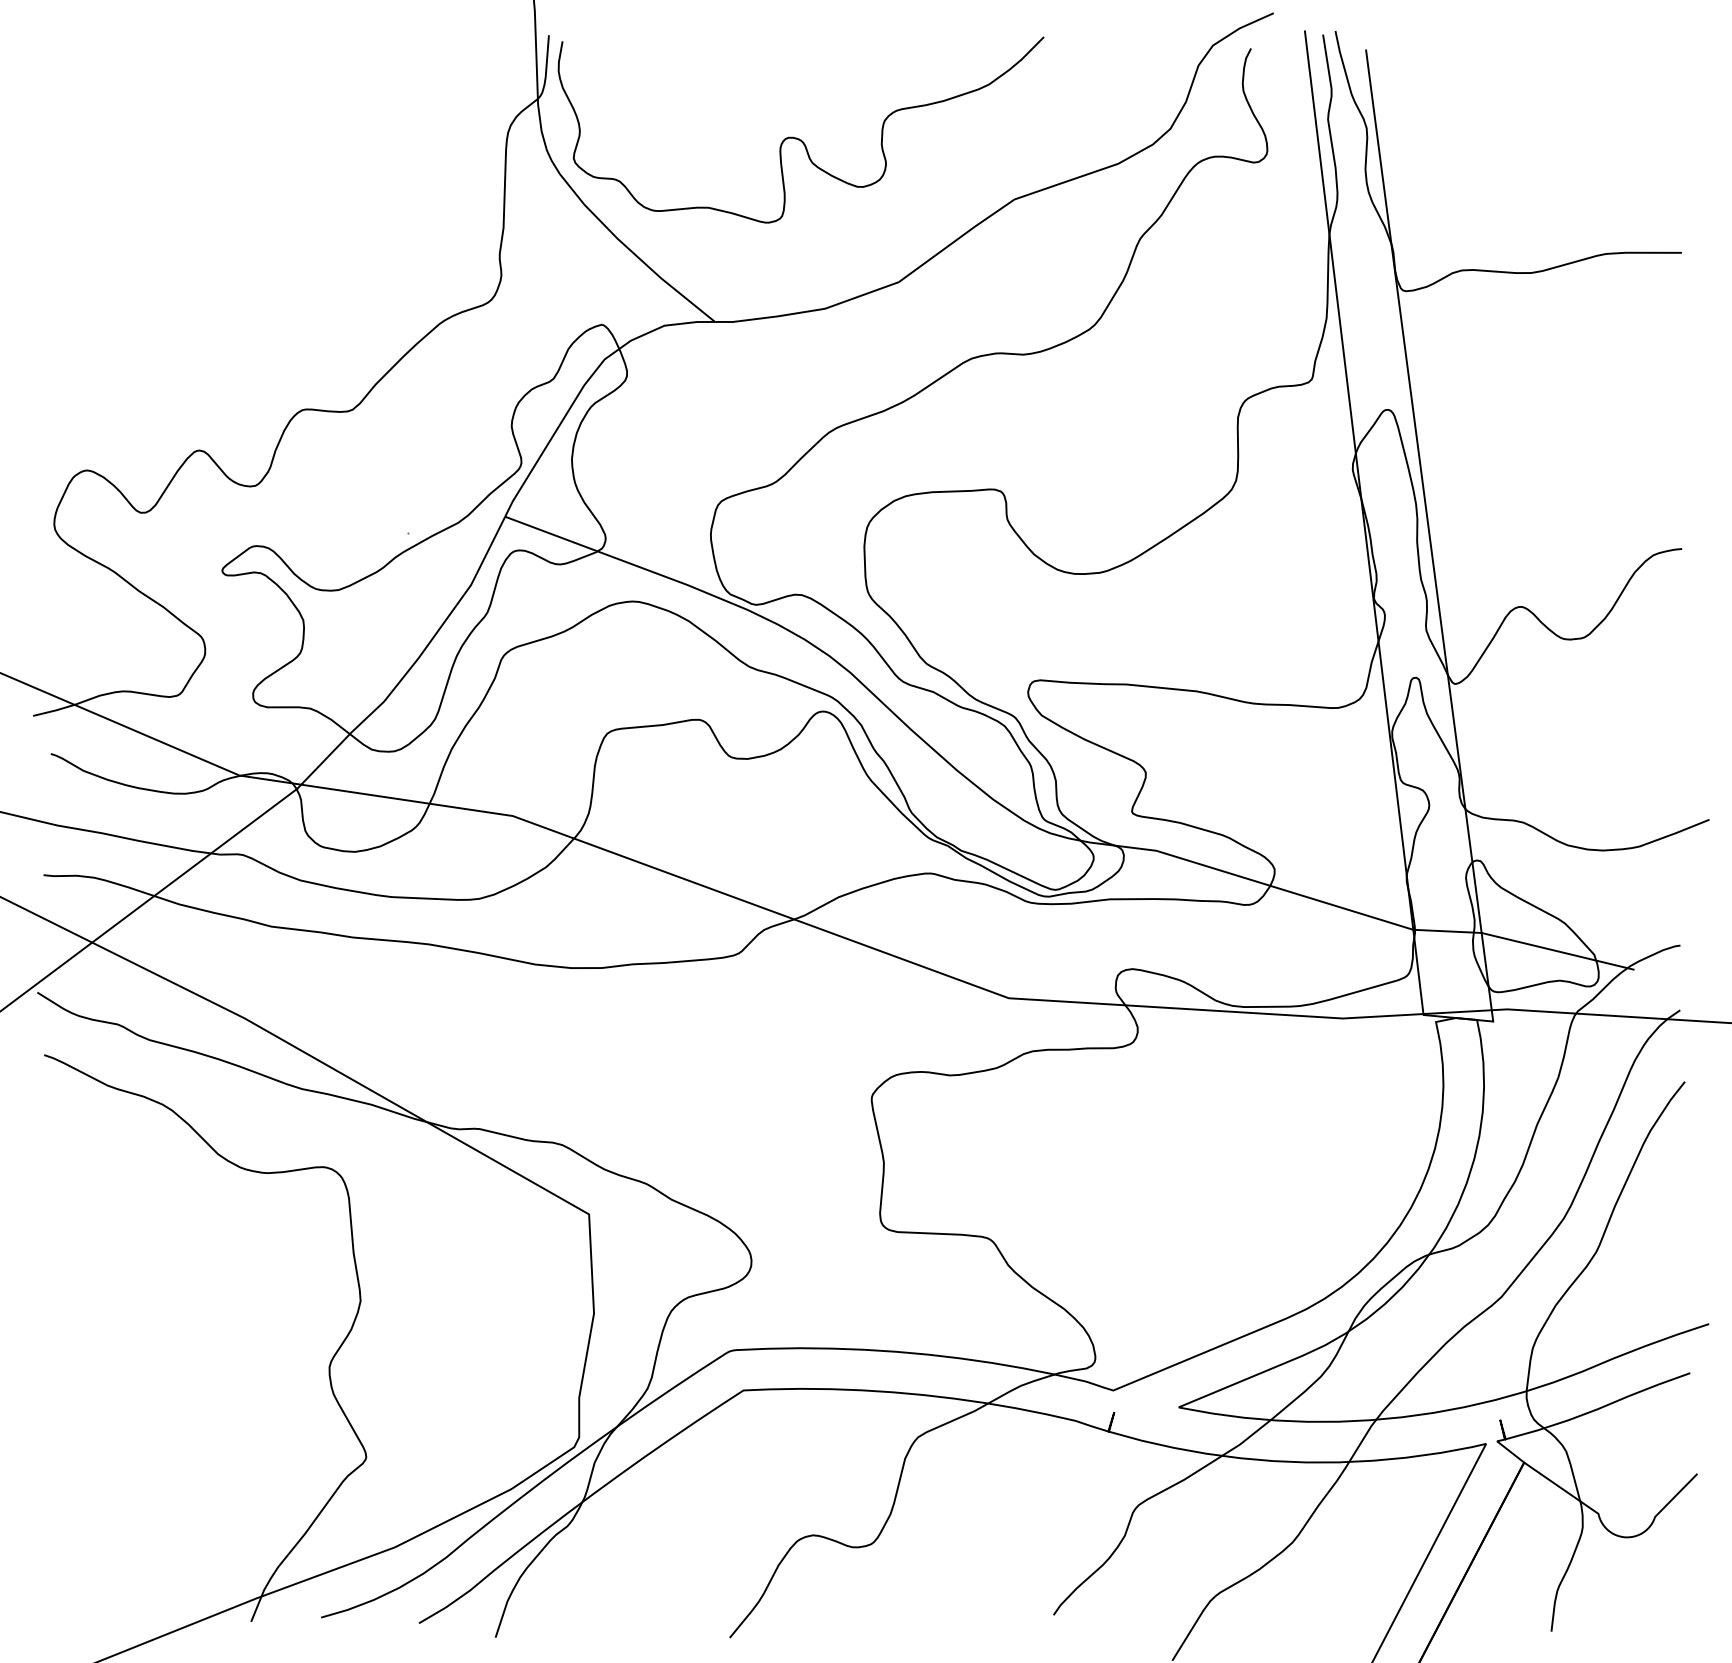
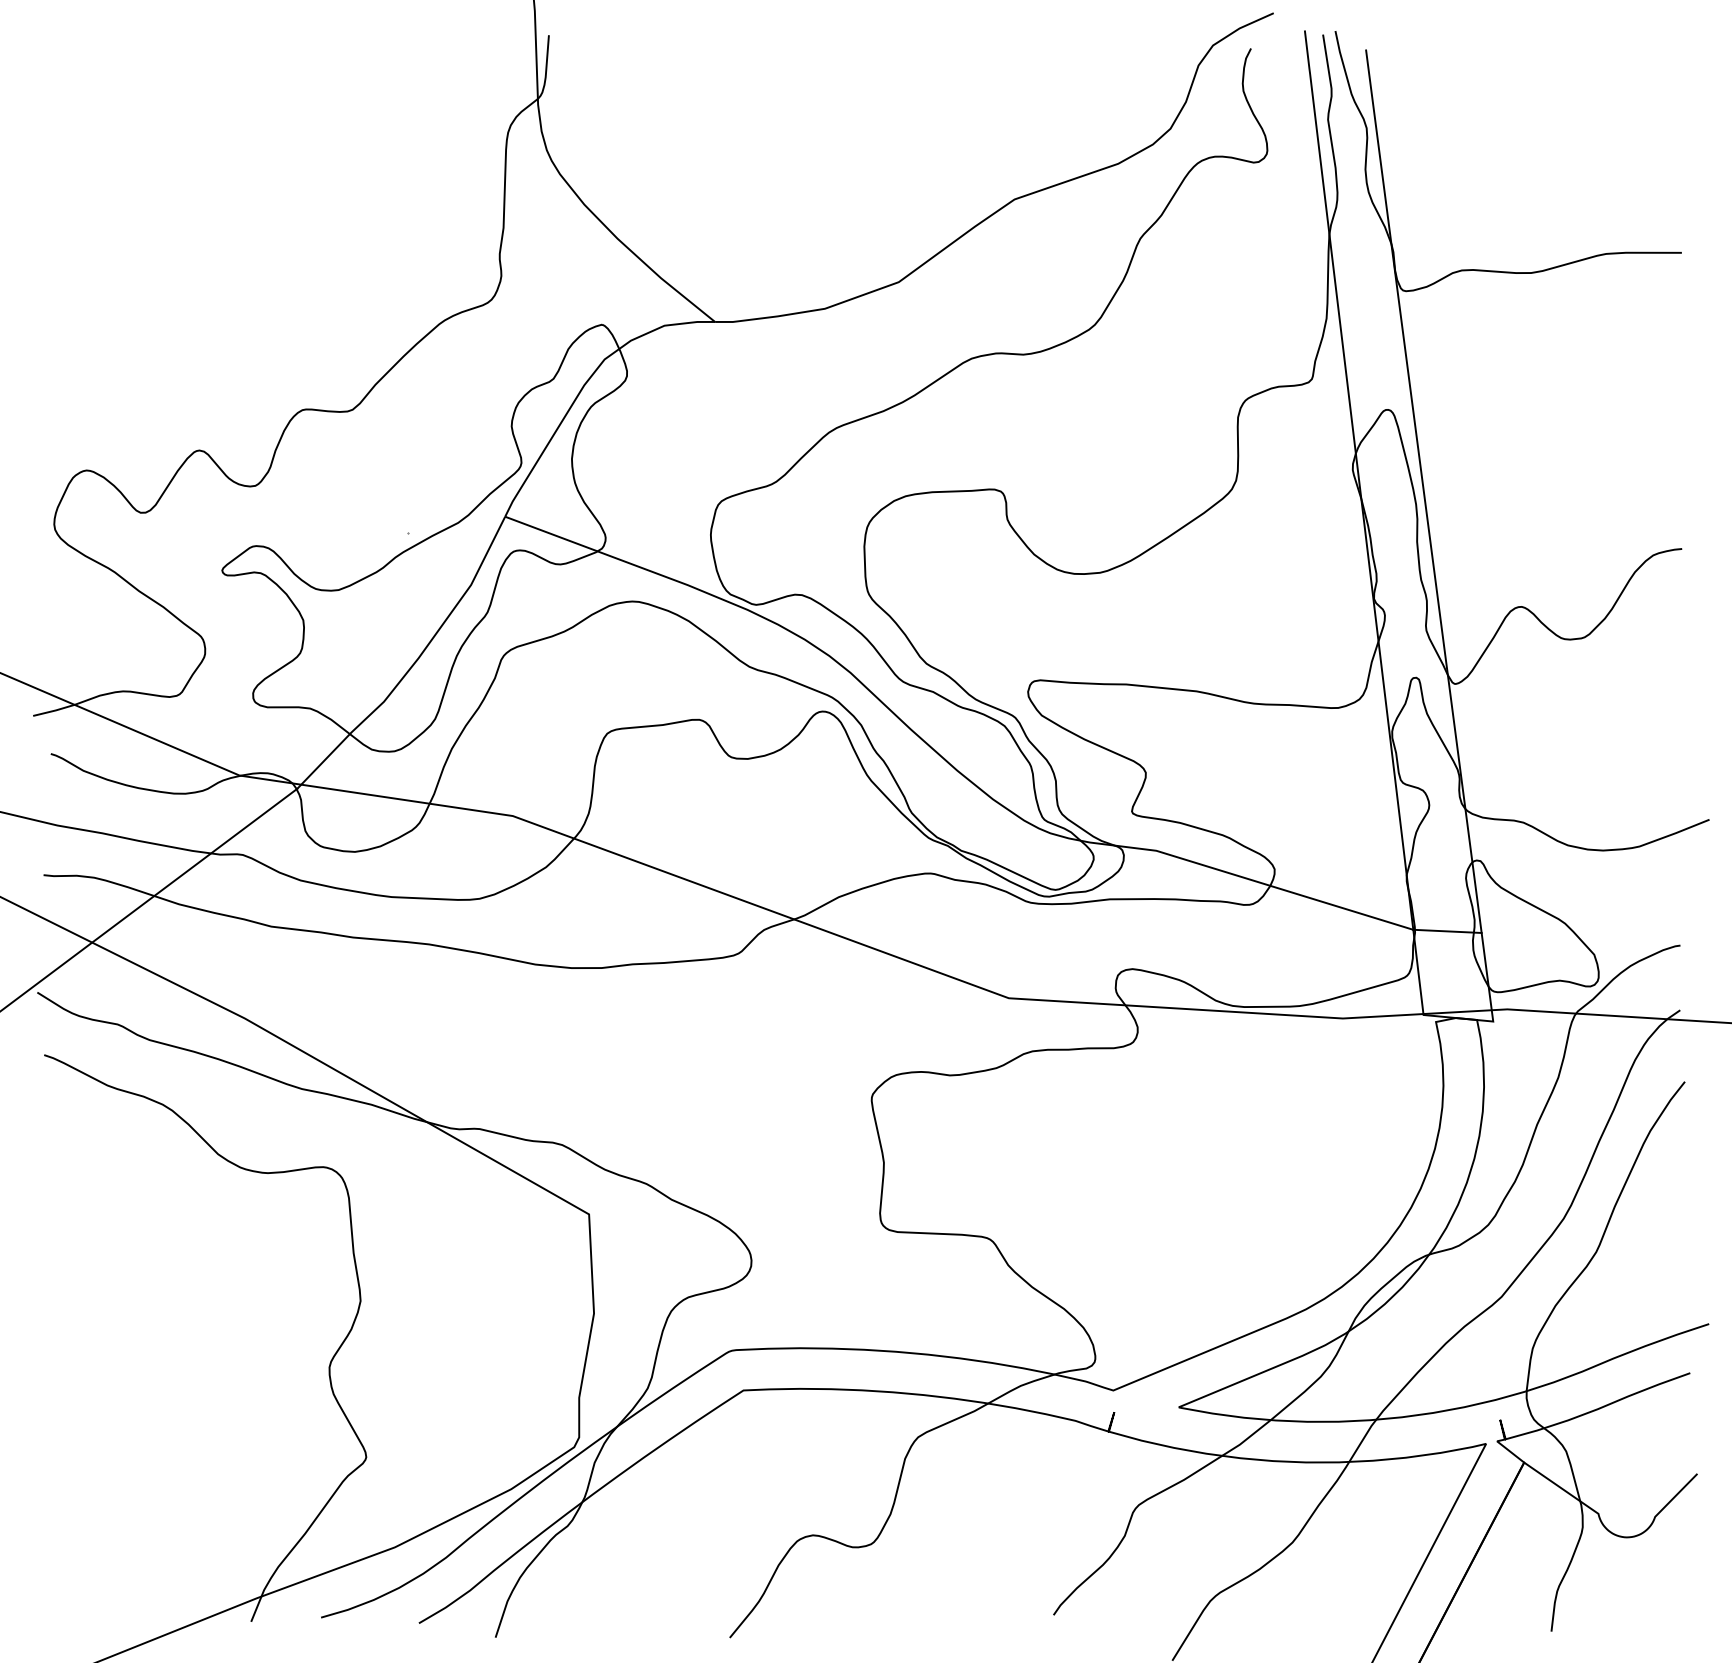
curve: present -> none (796, 137)
line: present -> none (1557, 950)
